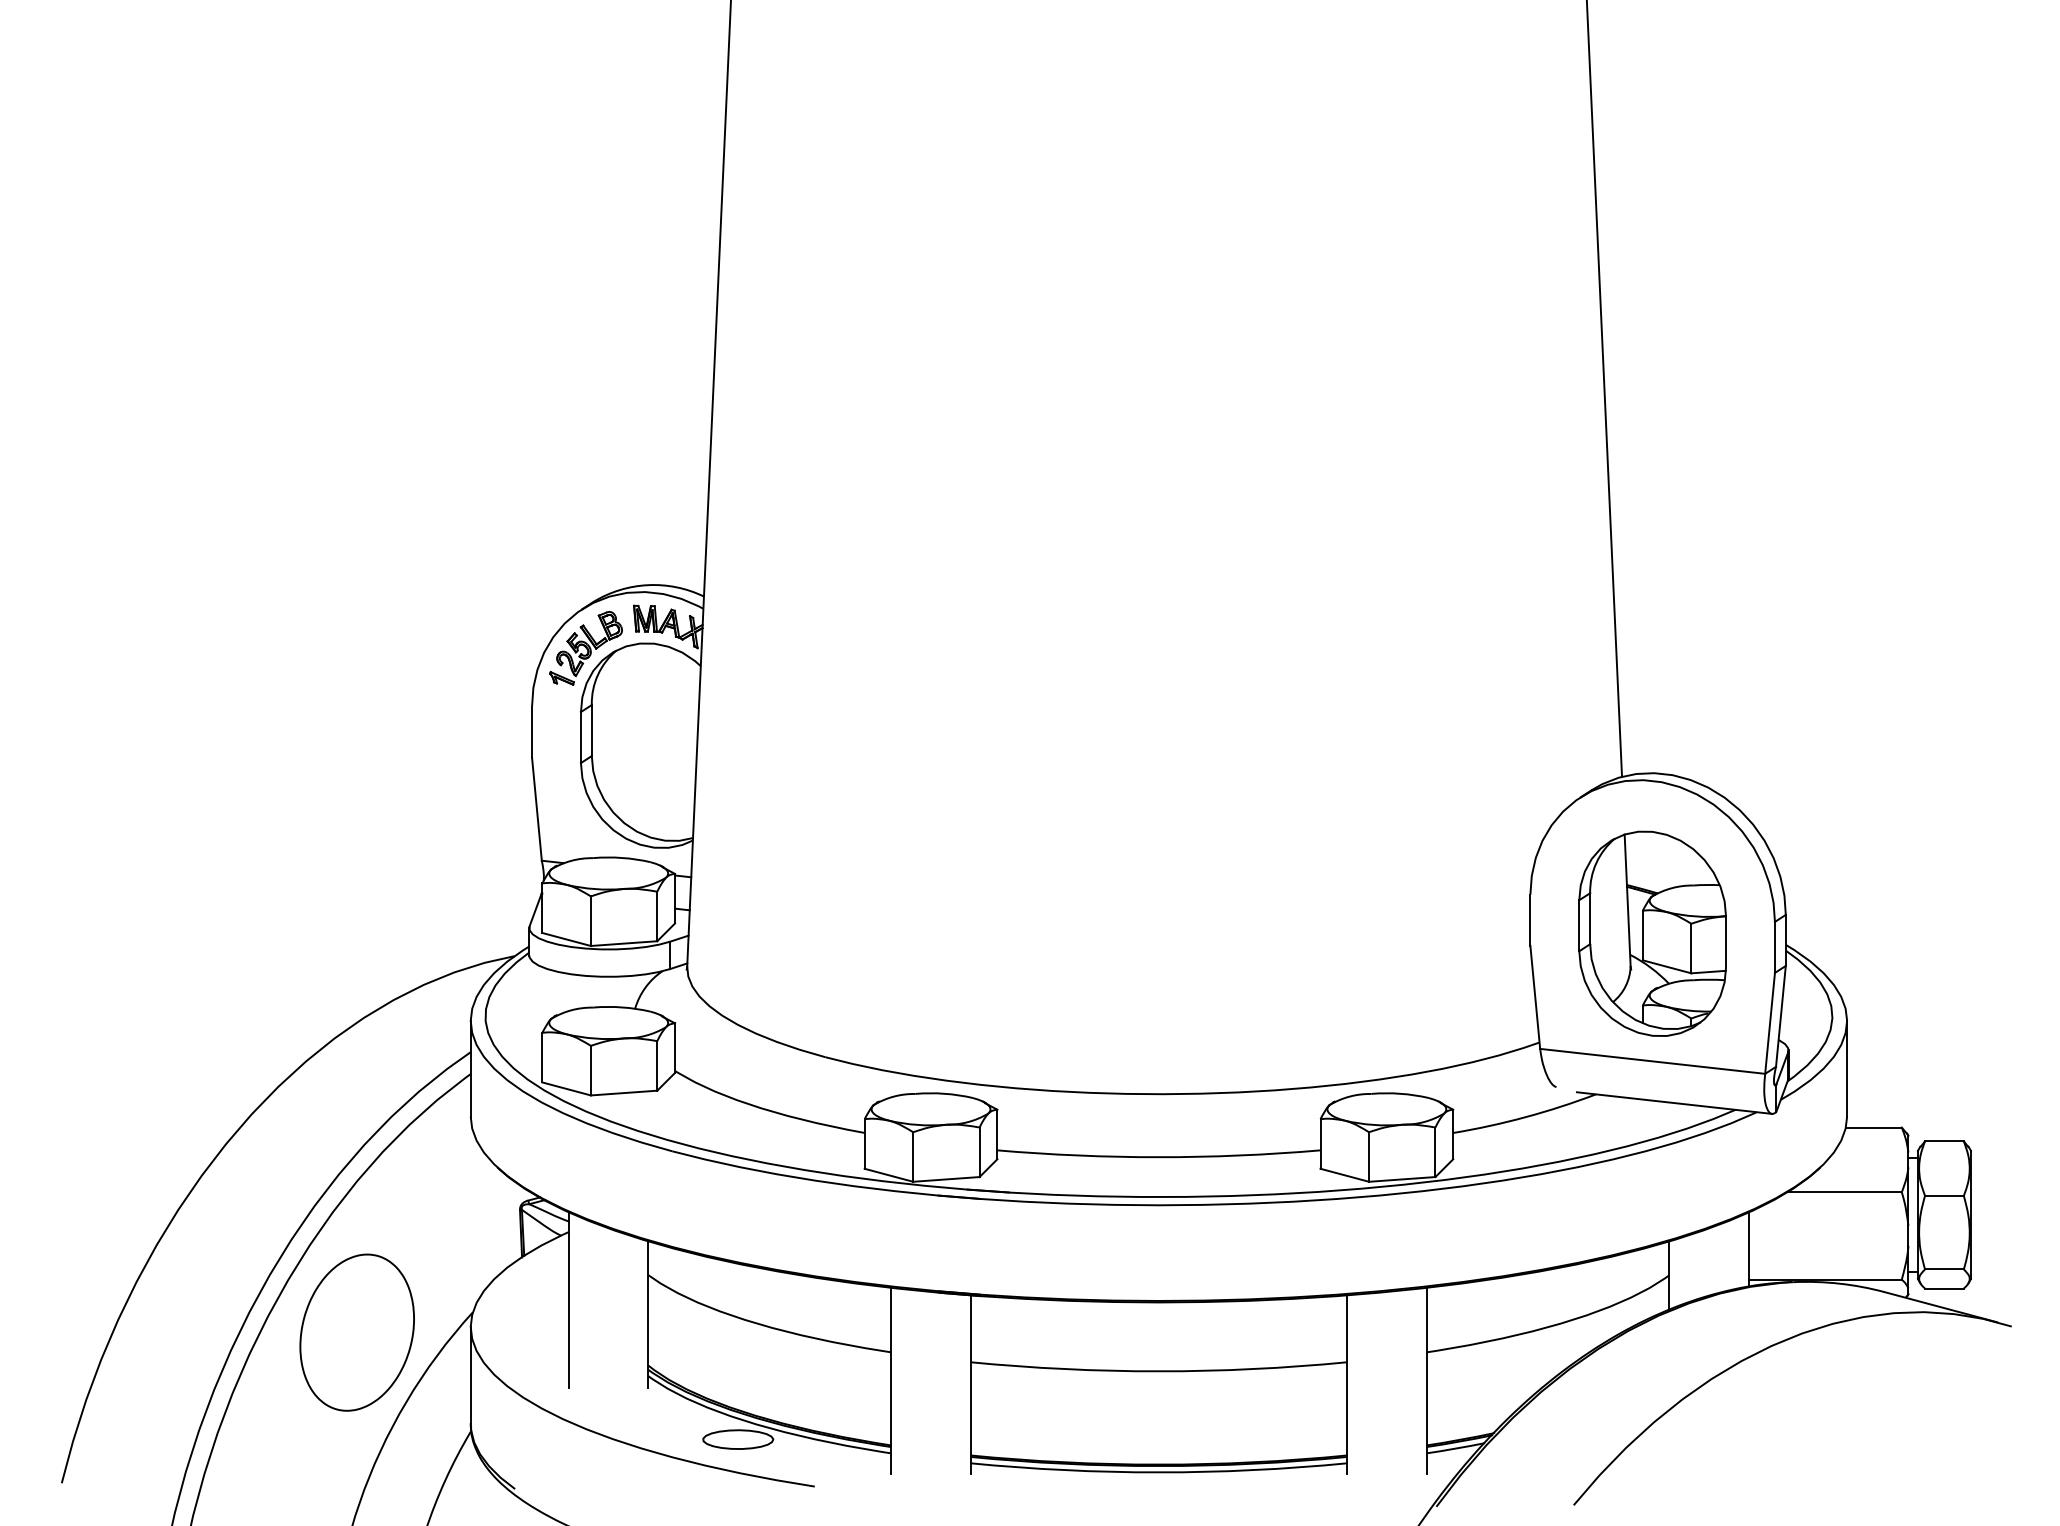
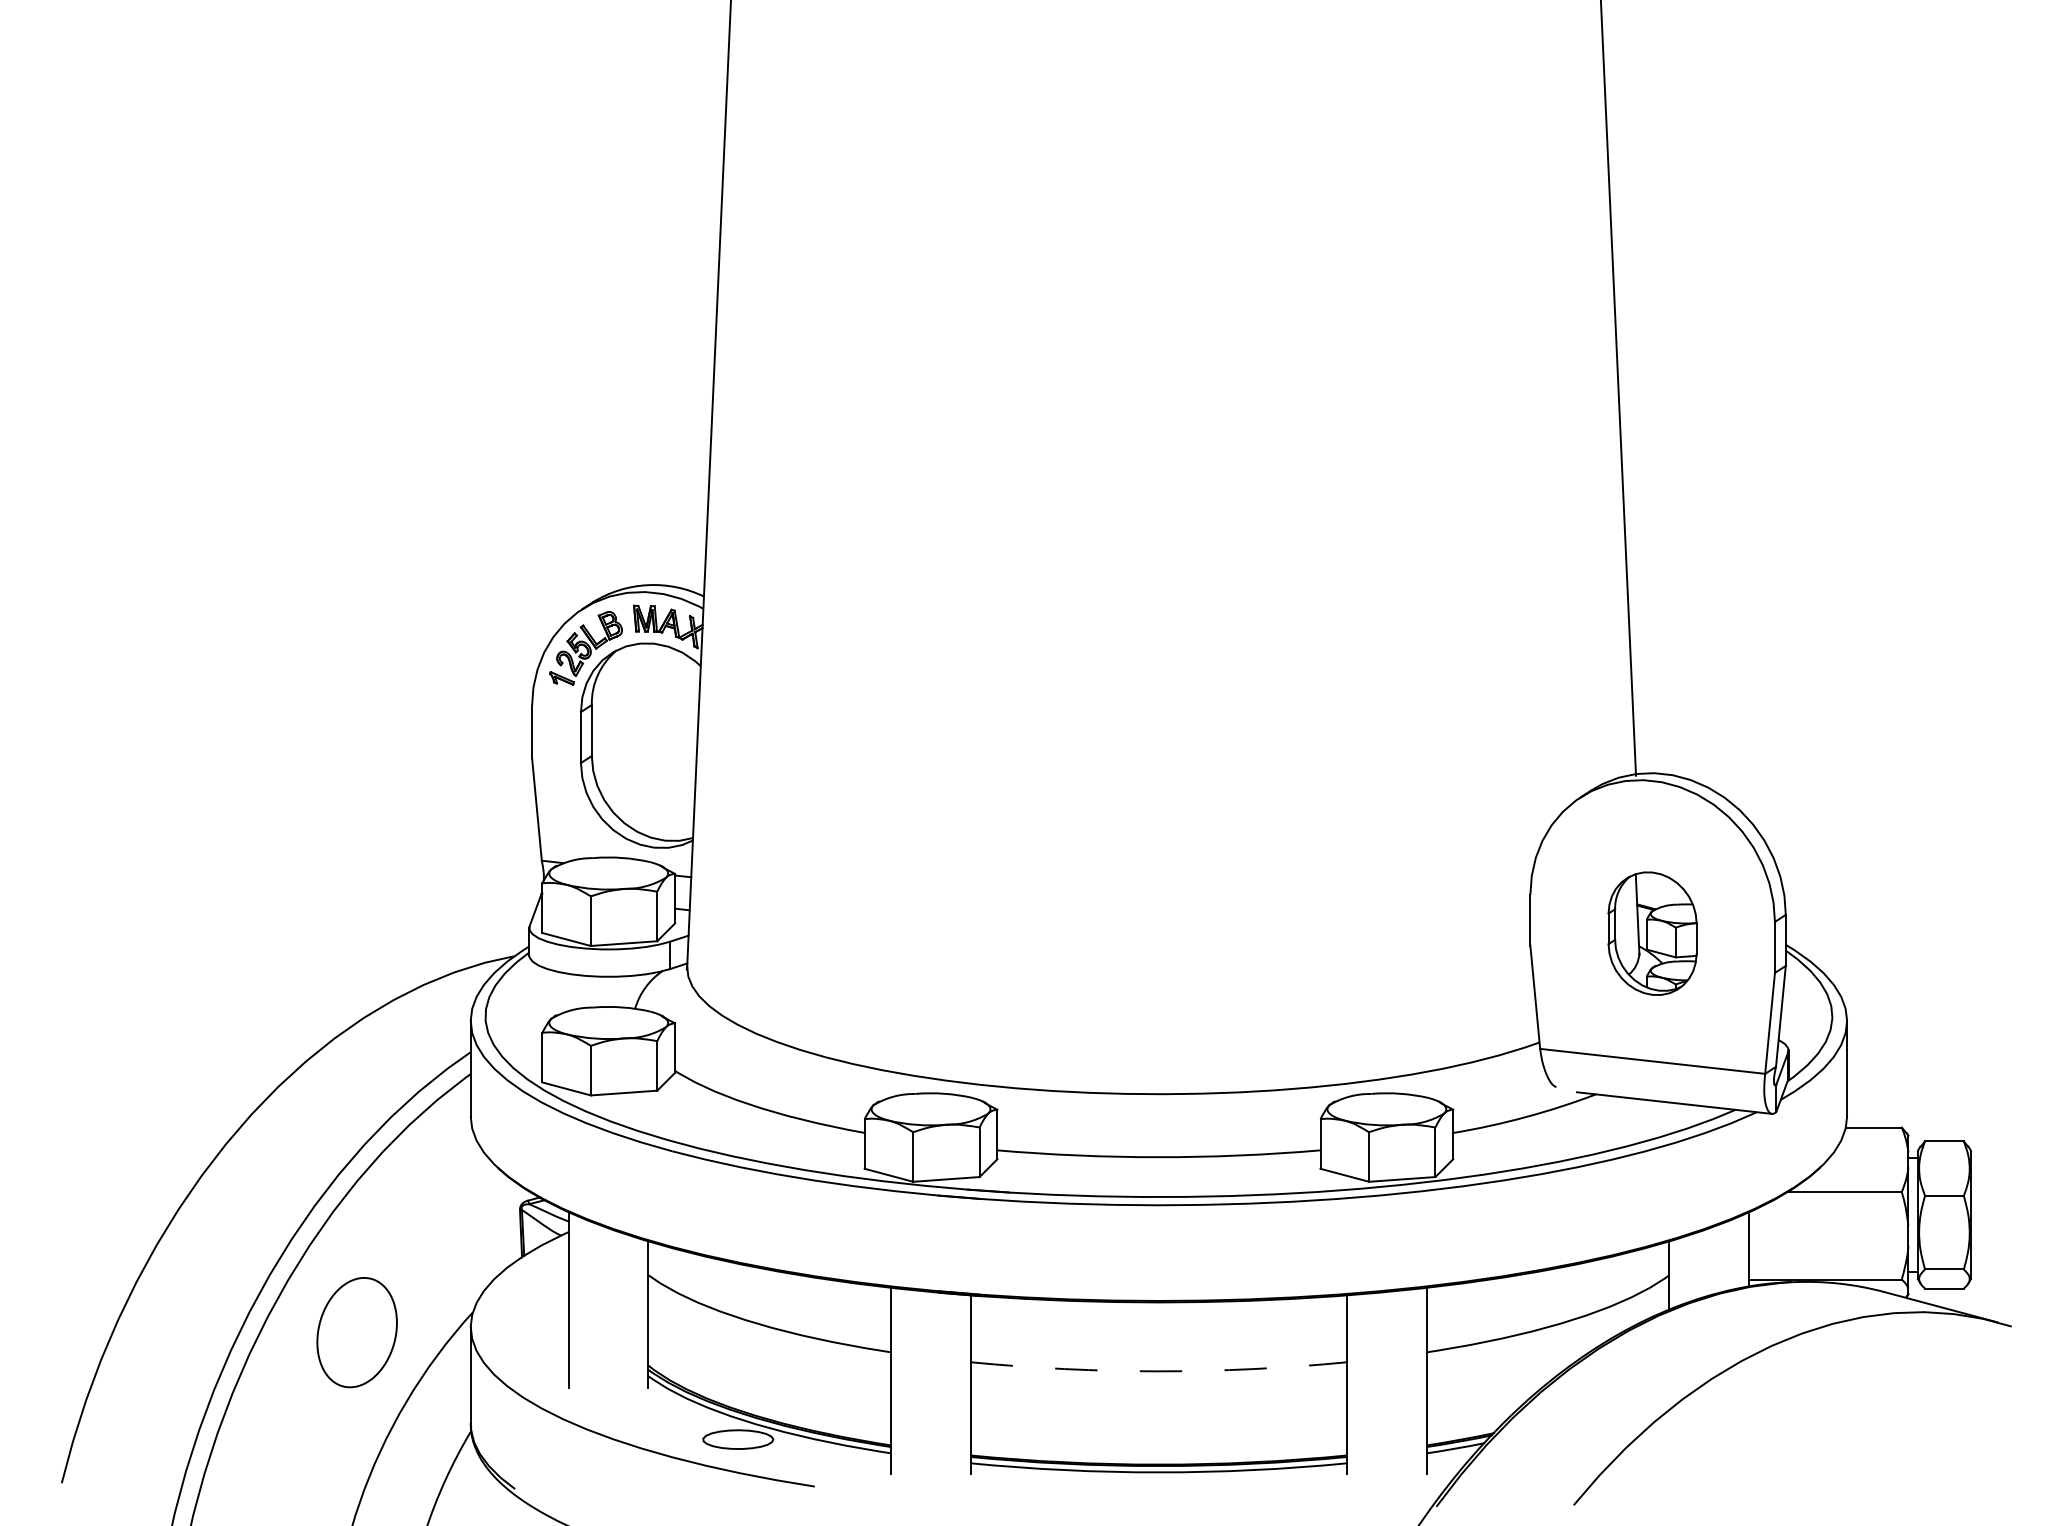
line position: (1604, 389) -> (1618, 388) (1618, 388)
part size: 149x207 px -> 91x125 px (1652, 933)
part size: 116x159 px -> 82x112 px (356, 1332)
arc: solid -> dashed (1158, 1371)
